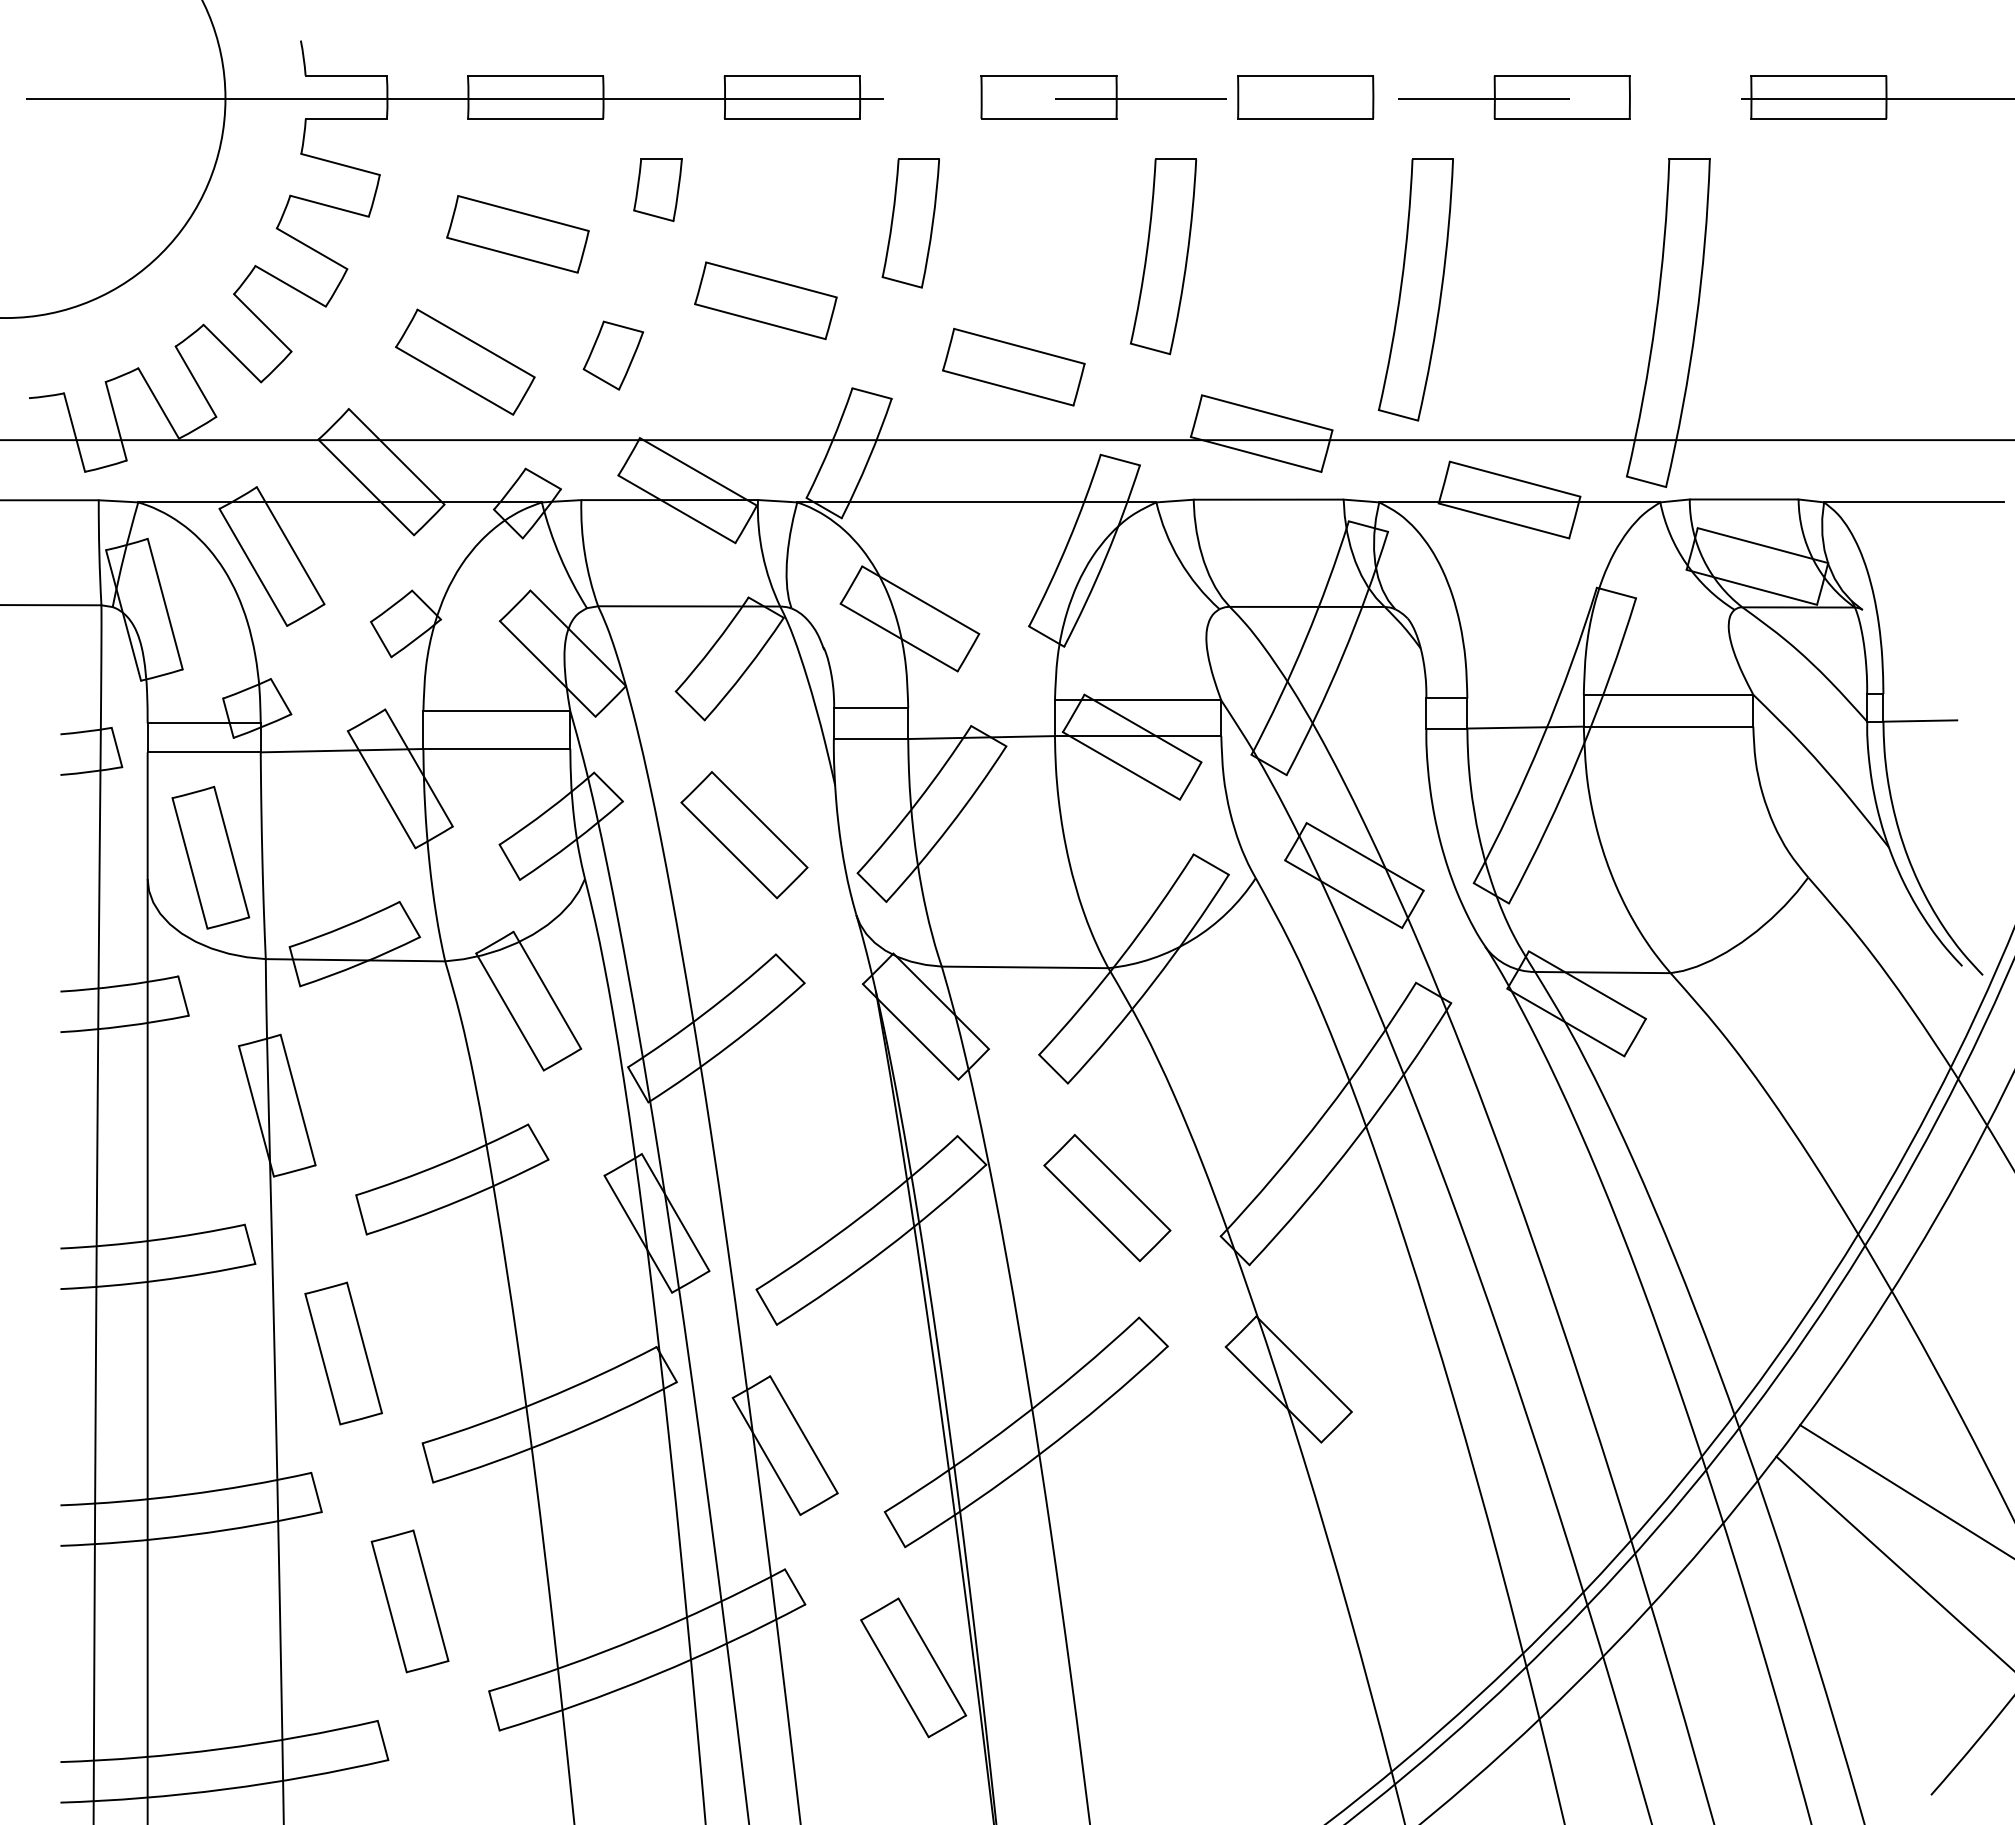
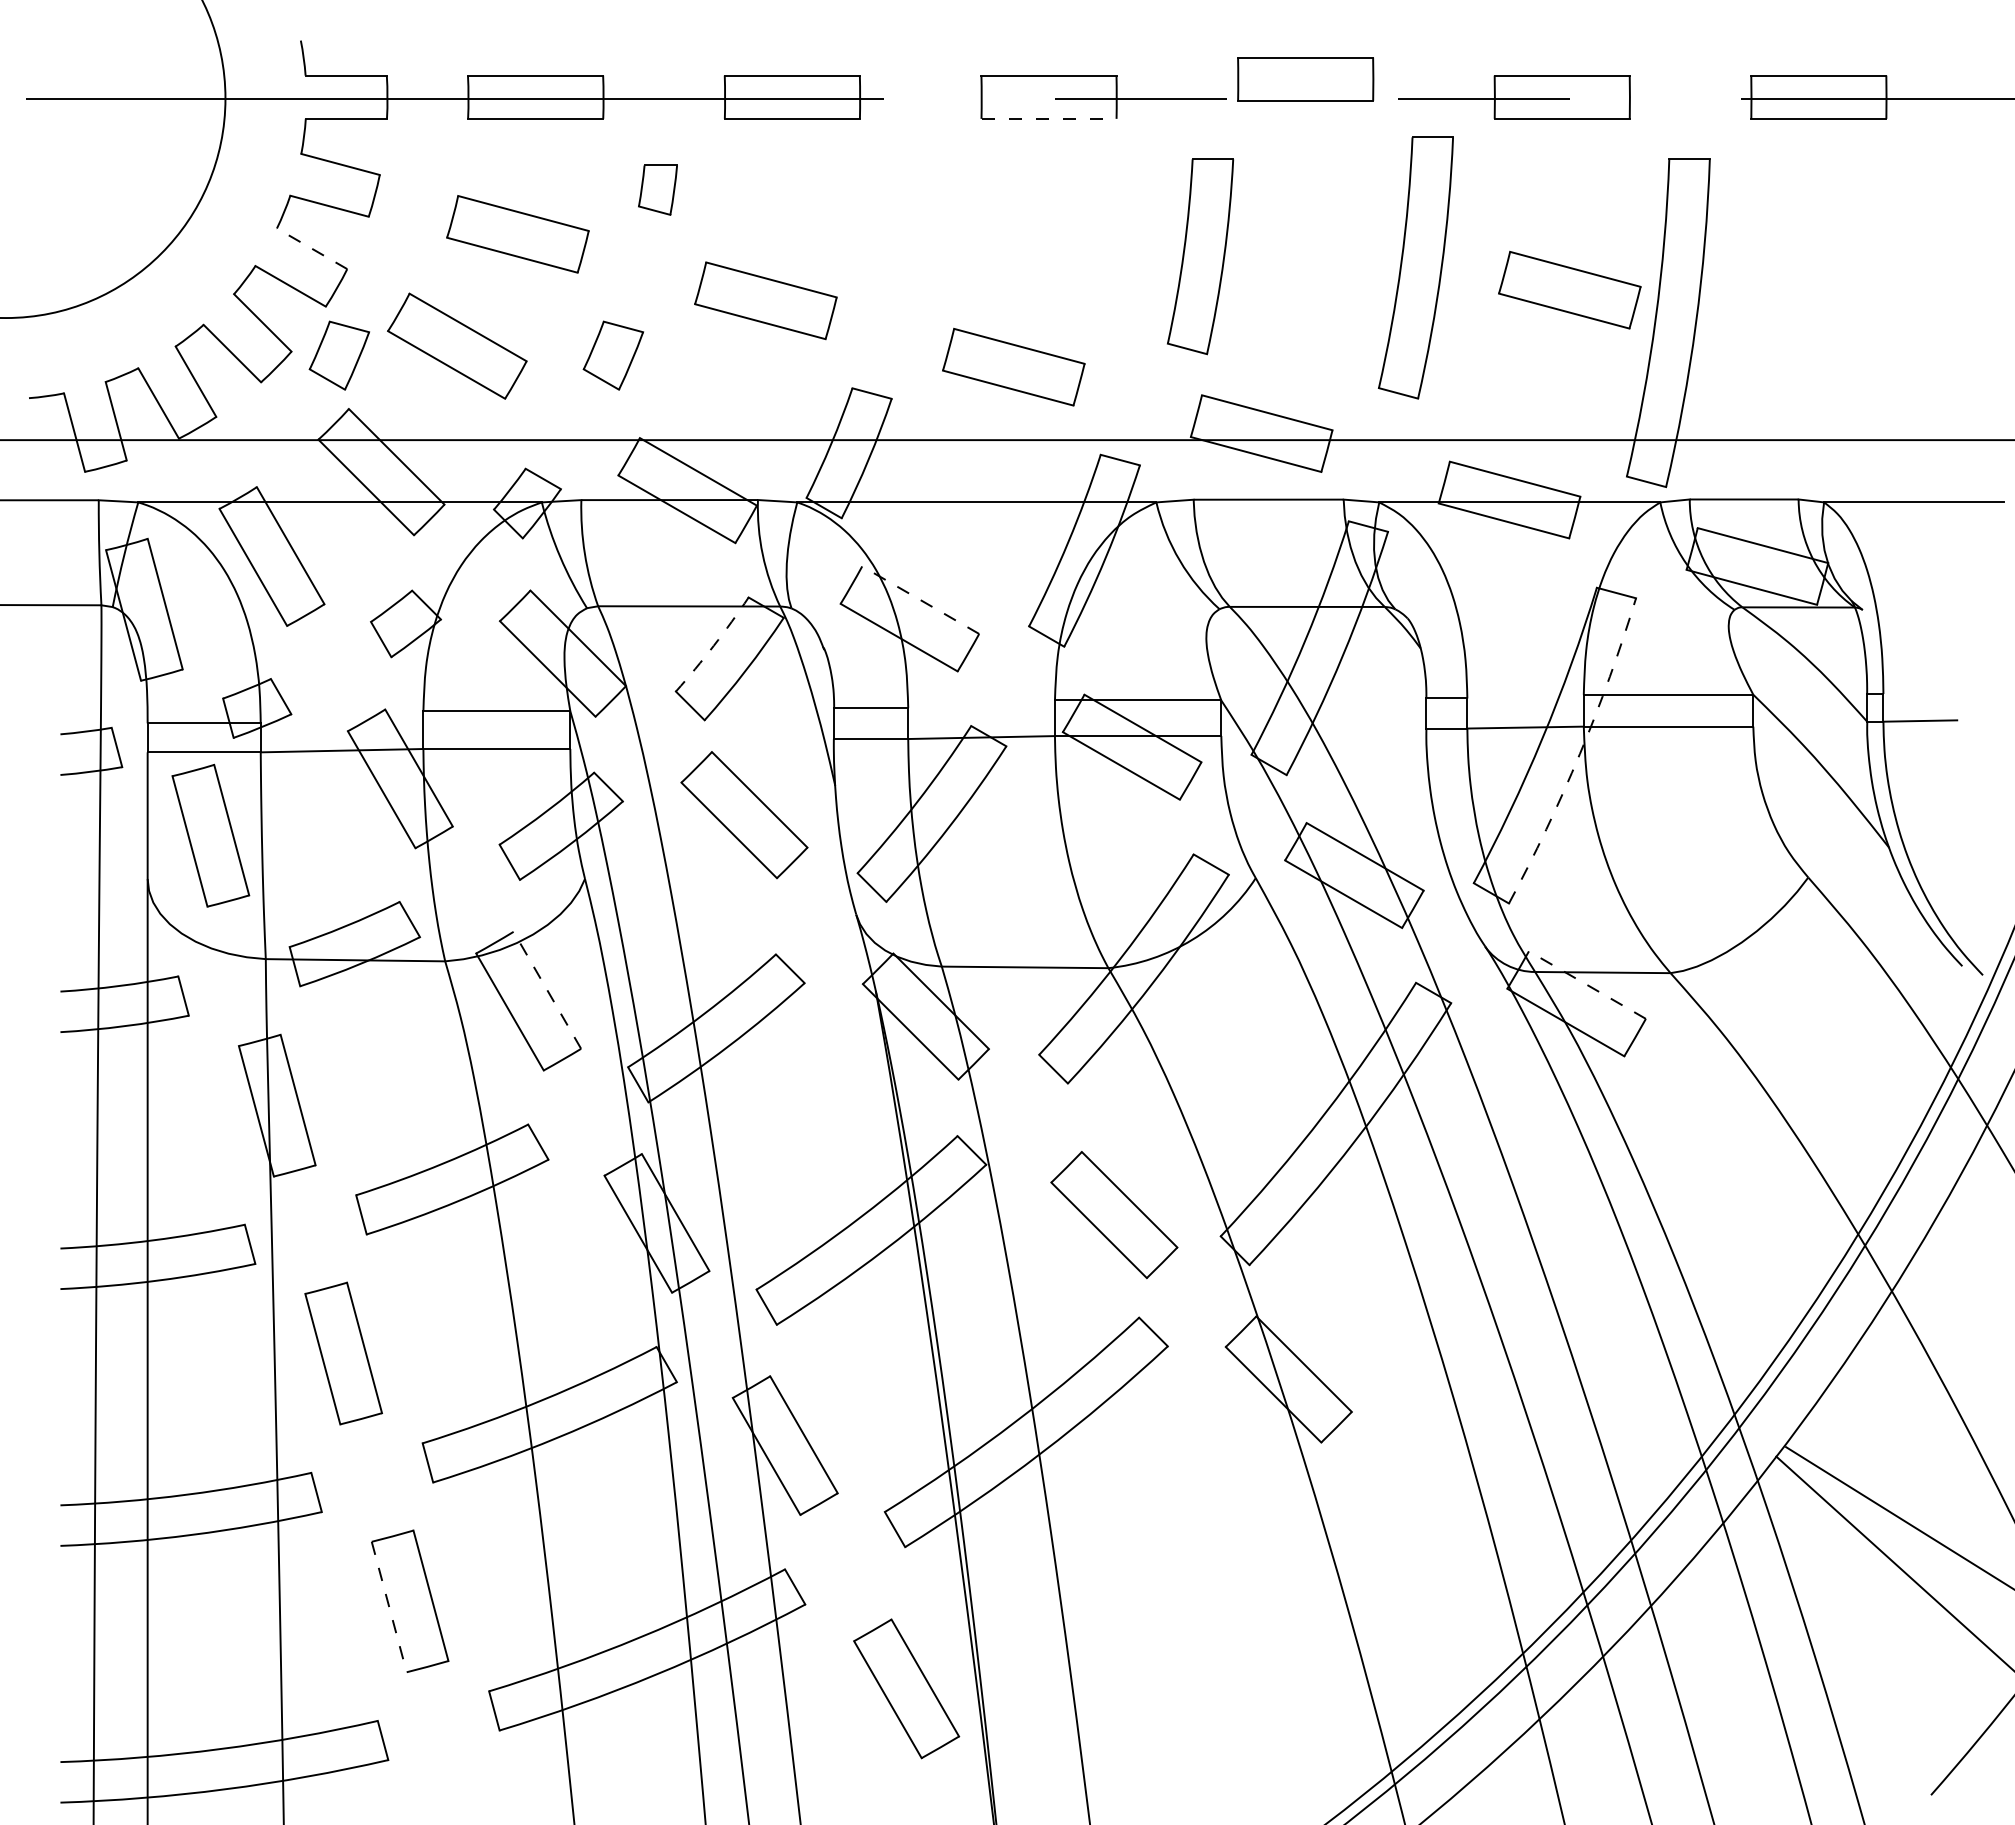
part position: (1305, 97) -> (1305, 79) (1305, 79)
line: solid -> dashed (1049, 118)
part size: 50x64 px -> 40x52 px (657, 189)
part: present -> none (910, 223)
line: solid -> dashed (312, 248)
part position: (1163, 256) -> (1200, 256) (1200, 256)
part position: (1415, 289) -> (1415, 267) (1415, 267)
part: none -> present (1569, 289)
part: none -> present (339, 355)
part position: (465, 361) -> (457, 345) (457, 345)
line: solid -> dashed (920, 600)
arc: solid -> dashed (713, 645)
arc: solid -> dashed (1579, 753)
part position: (744, 835) -> (744, 815) (744, 815)
part position: (210, 857) -> (210, 835) (210, 835)
line: solid -> dashed (1587, 985)
line: solid -> dashed (547, 990)
part position: (1107, 1198) -> (1114, 1215) (1114, 1215)
line position: (1905, 1491) -> (1898, 1517) (1898, 1517)
line: solid -> dashed (389, 1607)
part position: (913, 1667) -> (906, 1688) (906, 1688)
